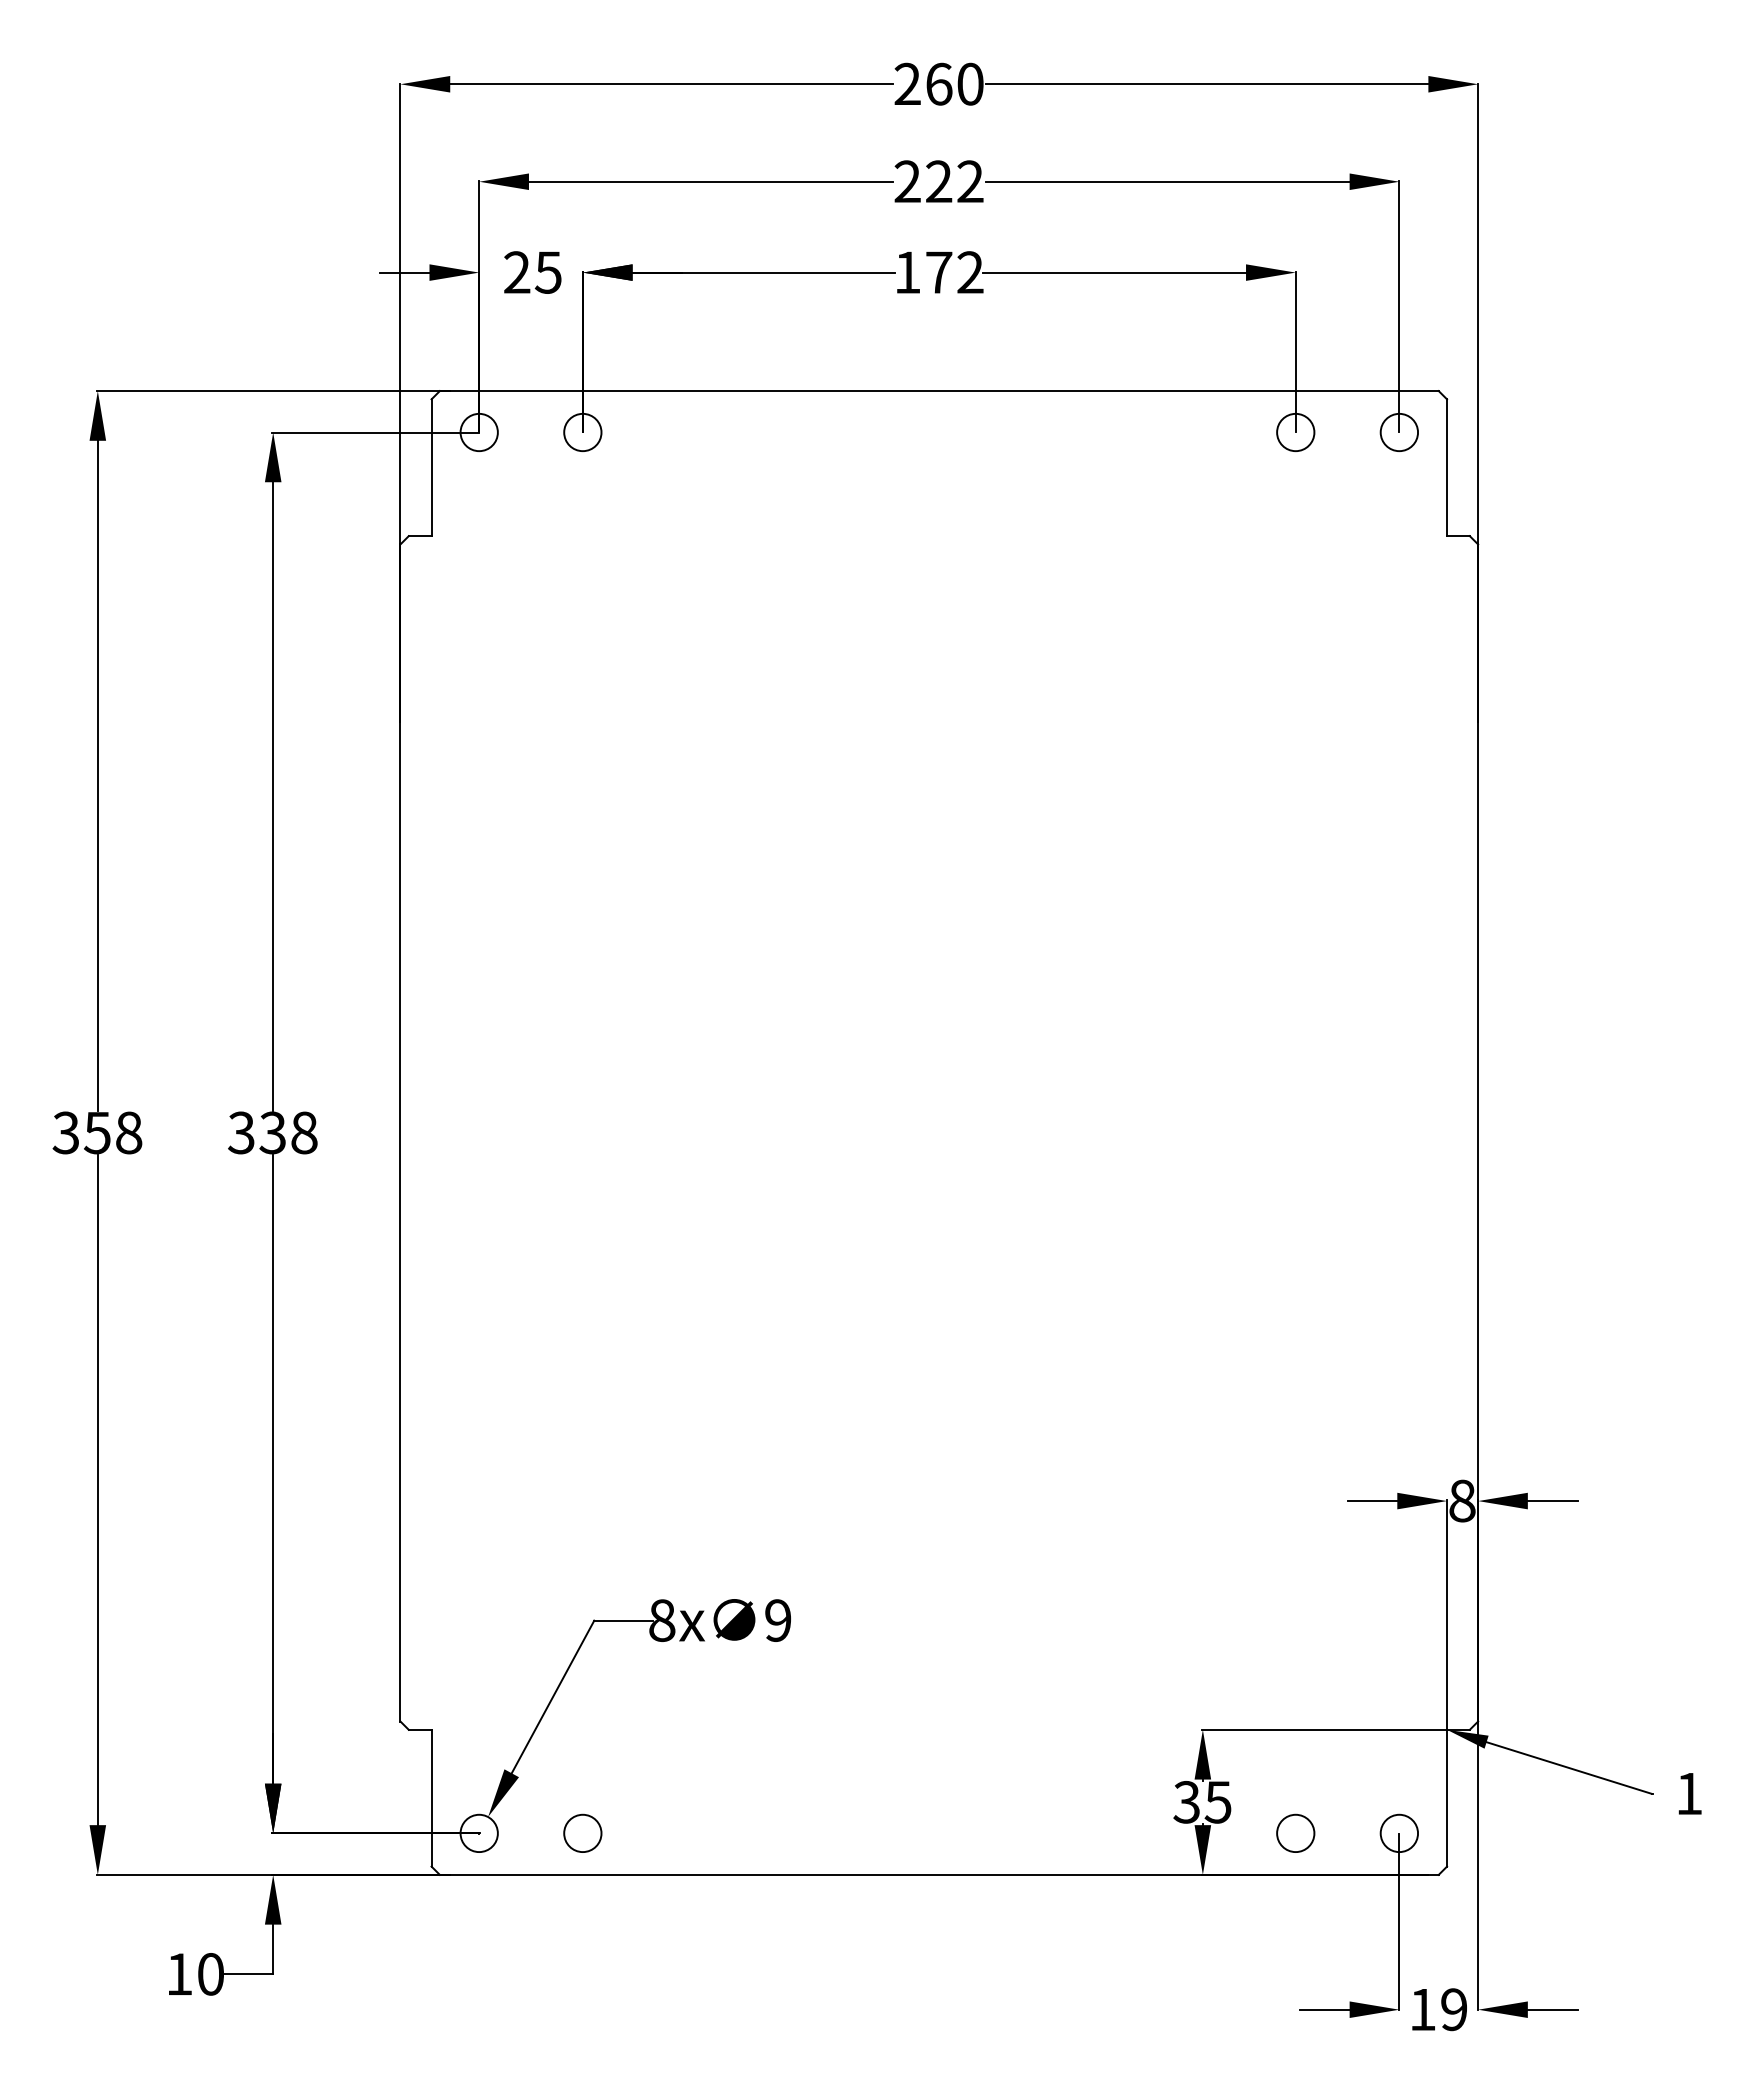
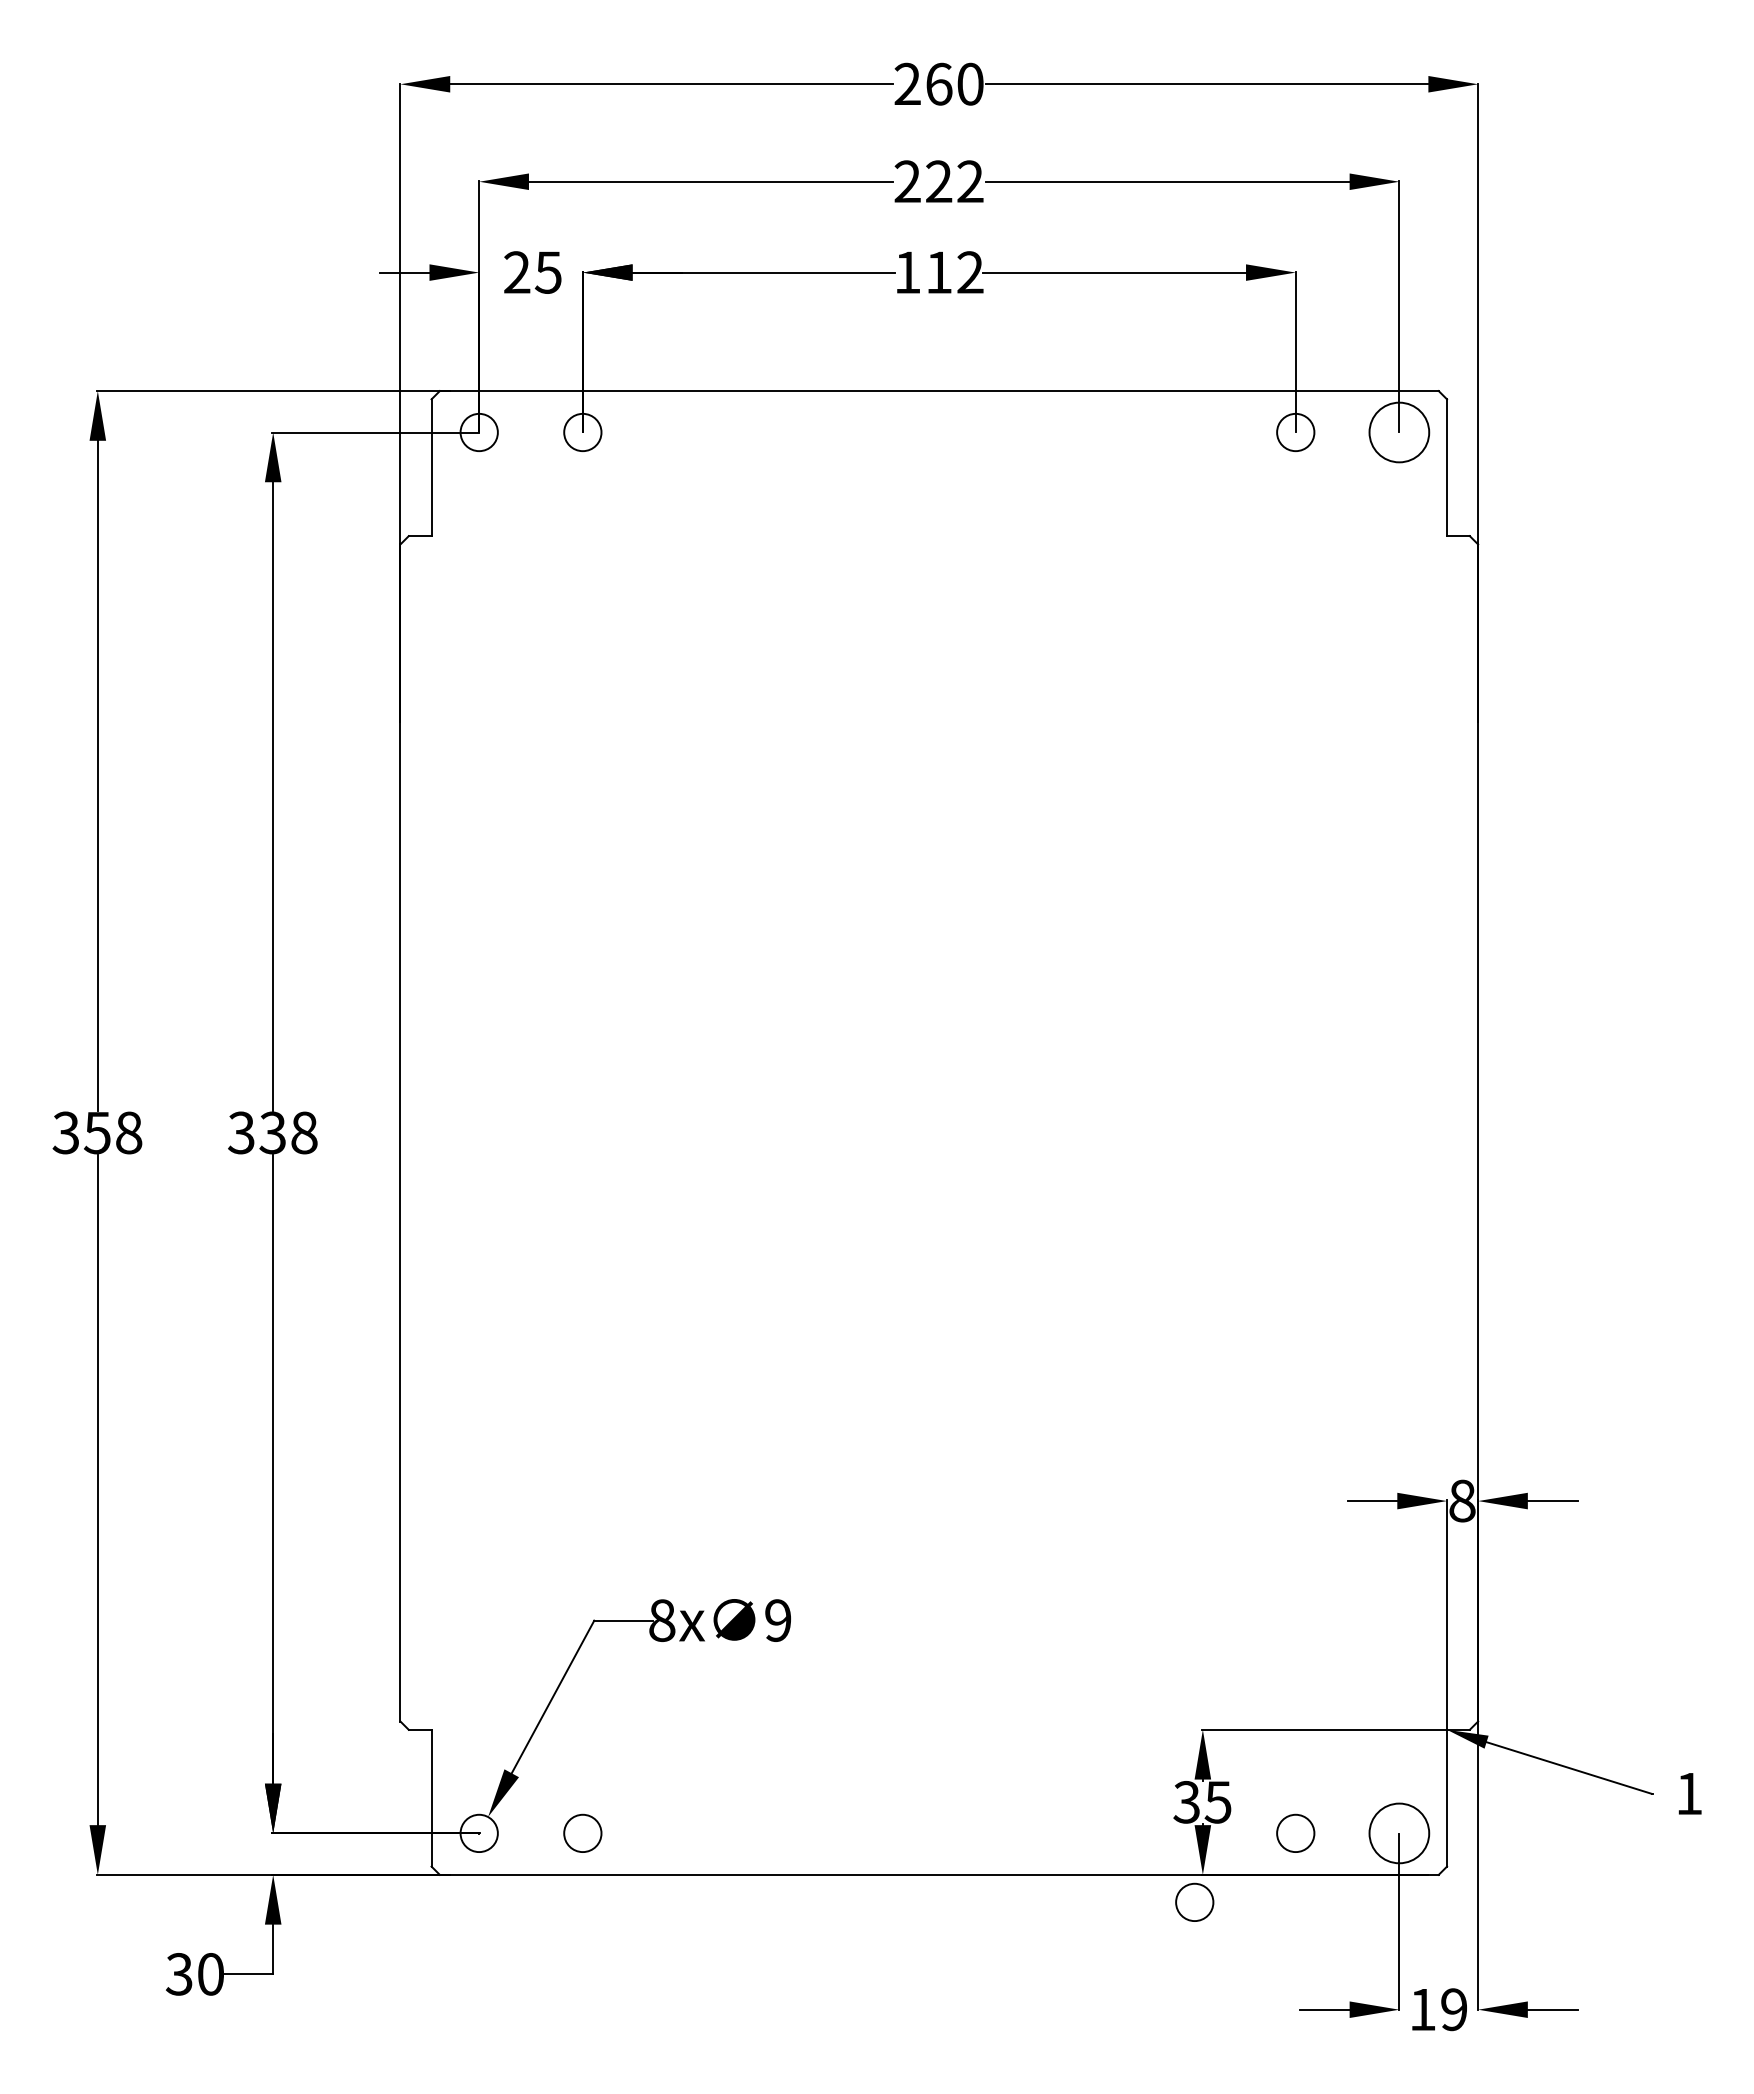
text: 172 -> 112 (939, 272)
circle diameter: 37 px -> 60 px (1399, 432)
circle diameter: 37 px -> 60 px (1399, 1833)
circle: none -> present (1194, 1901)
text: 10 -> 30 (179, 1974)
